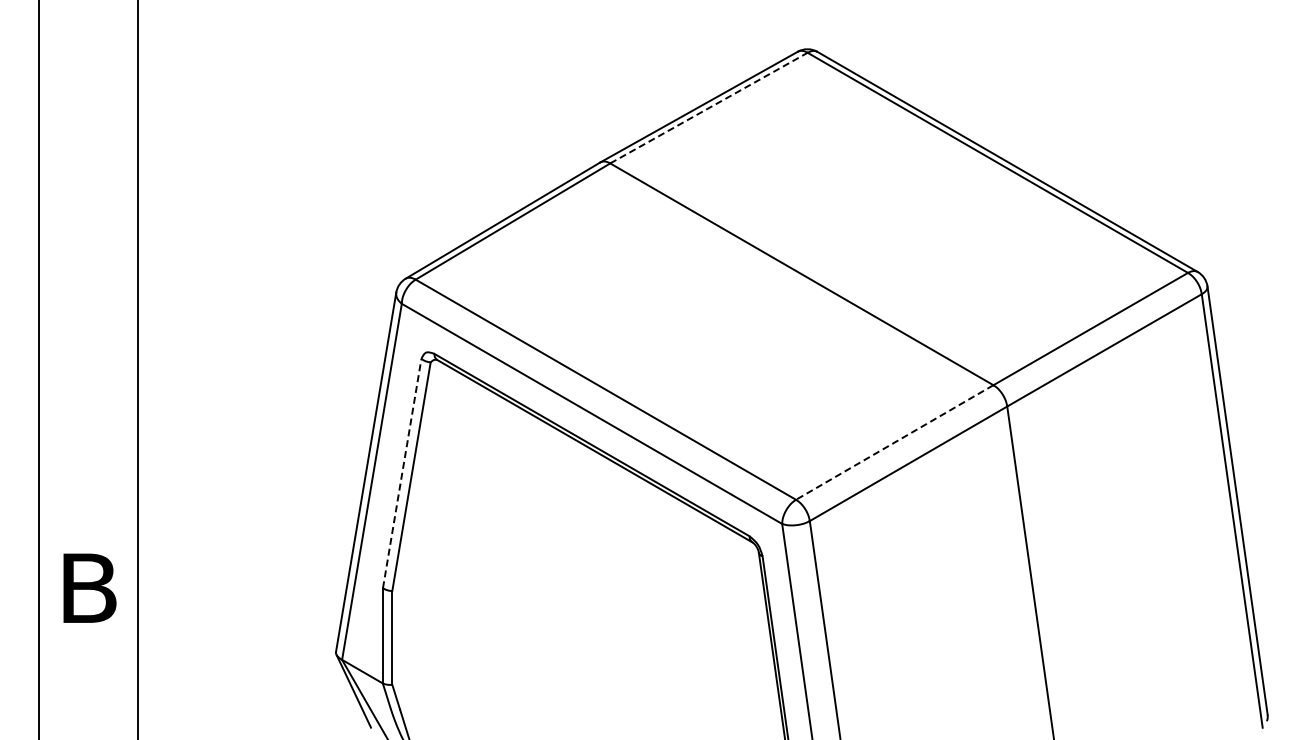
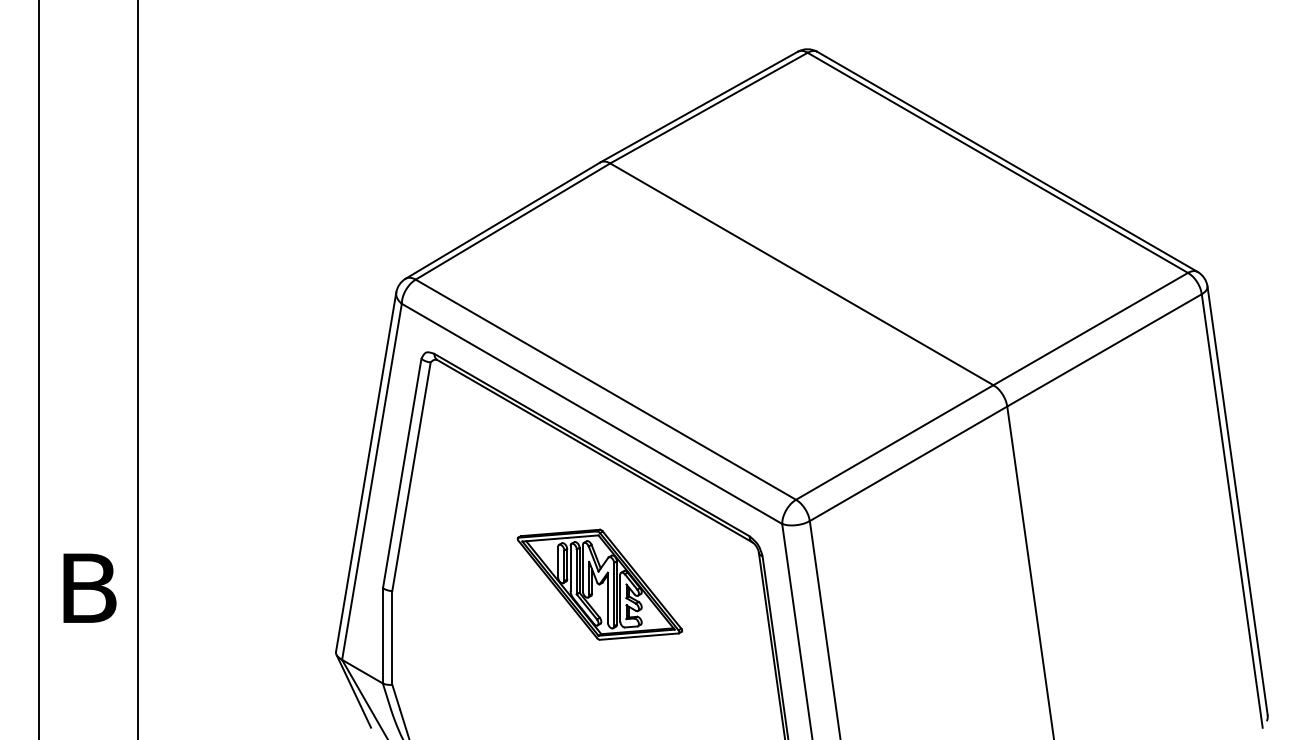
line: dashed -> solid (709, 107)
line: dashed -> solid (894, 442)
line: dashed -> solid (402, 473)
part: none -> present (599, 584)
